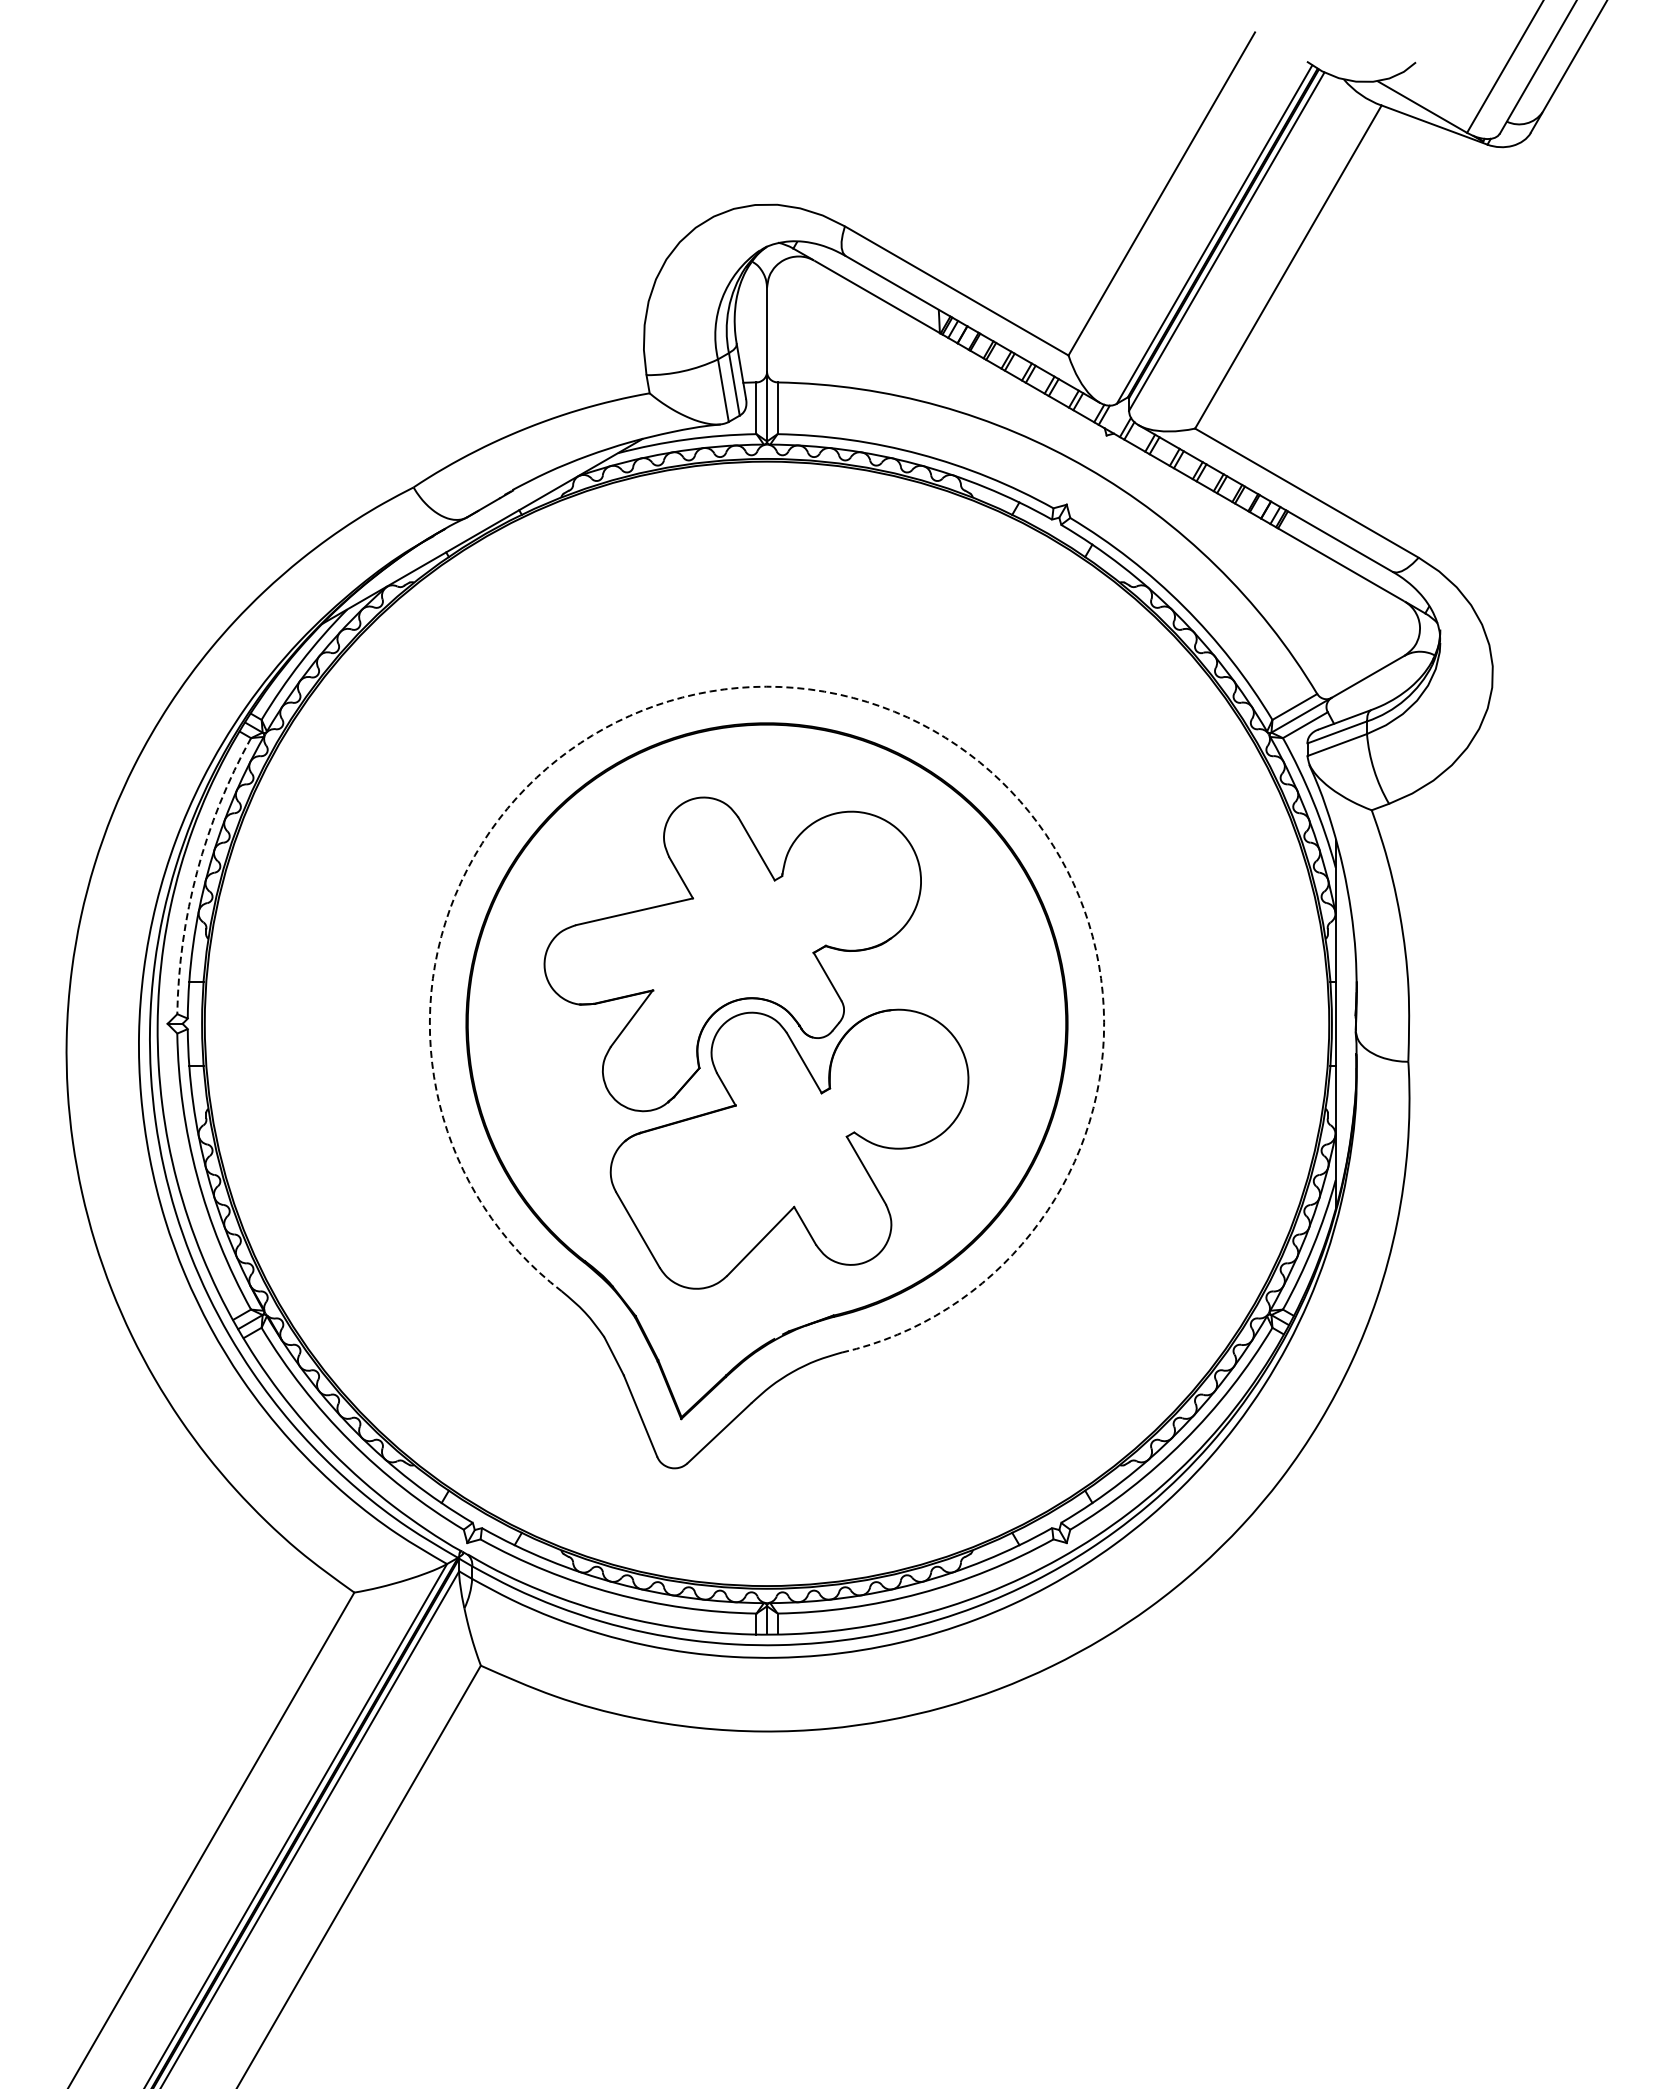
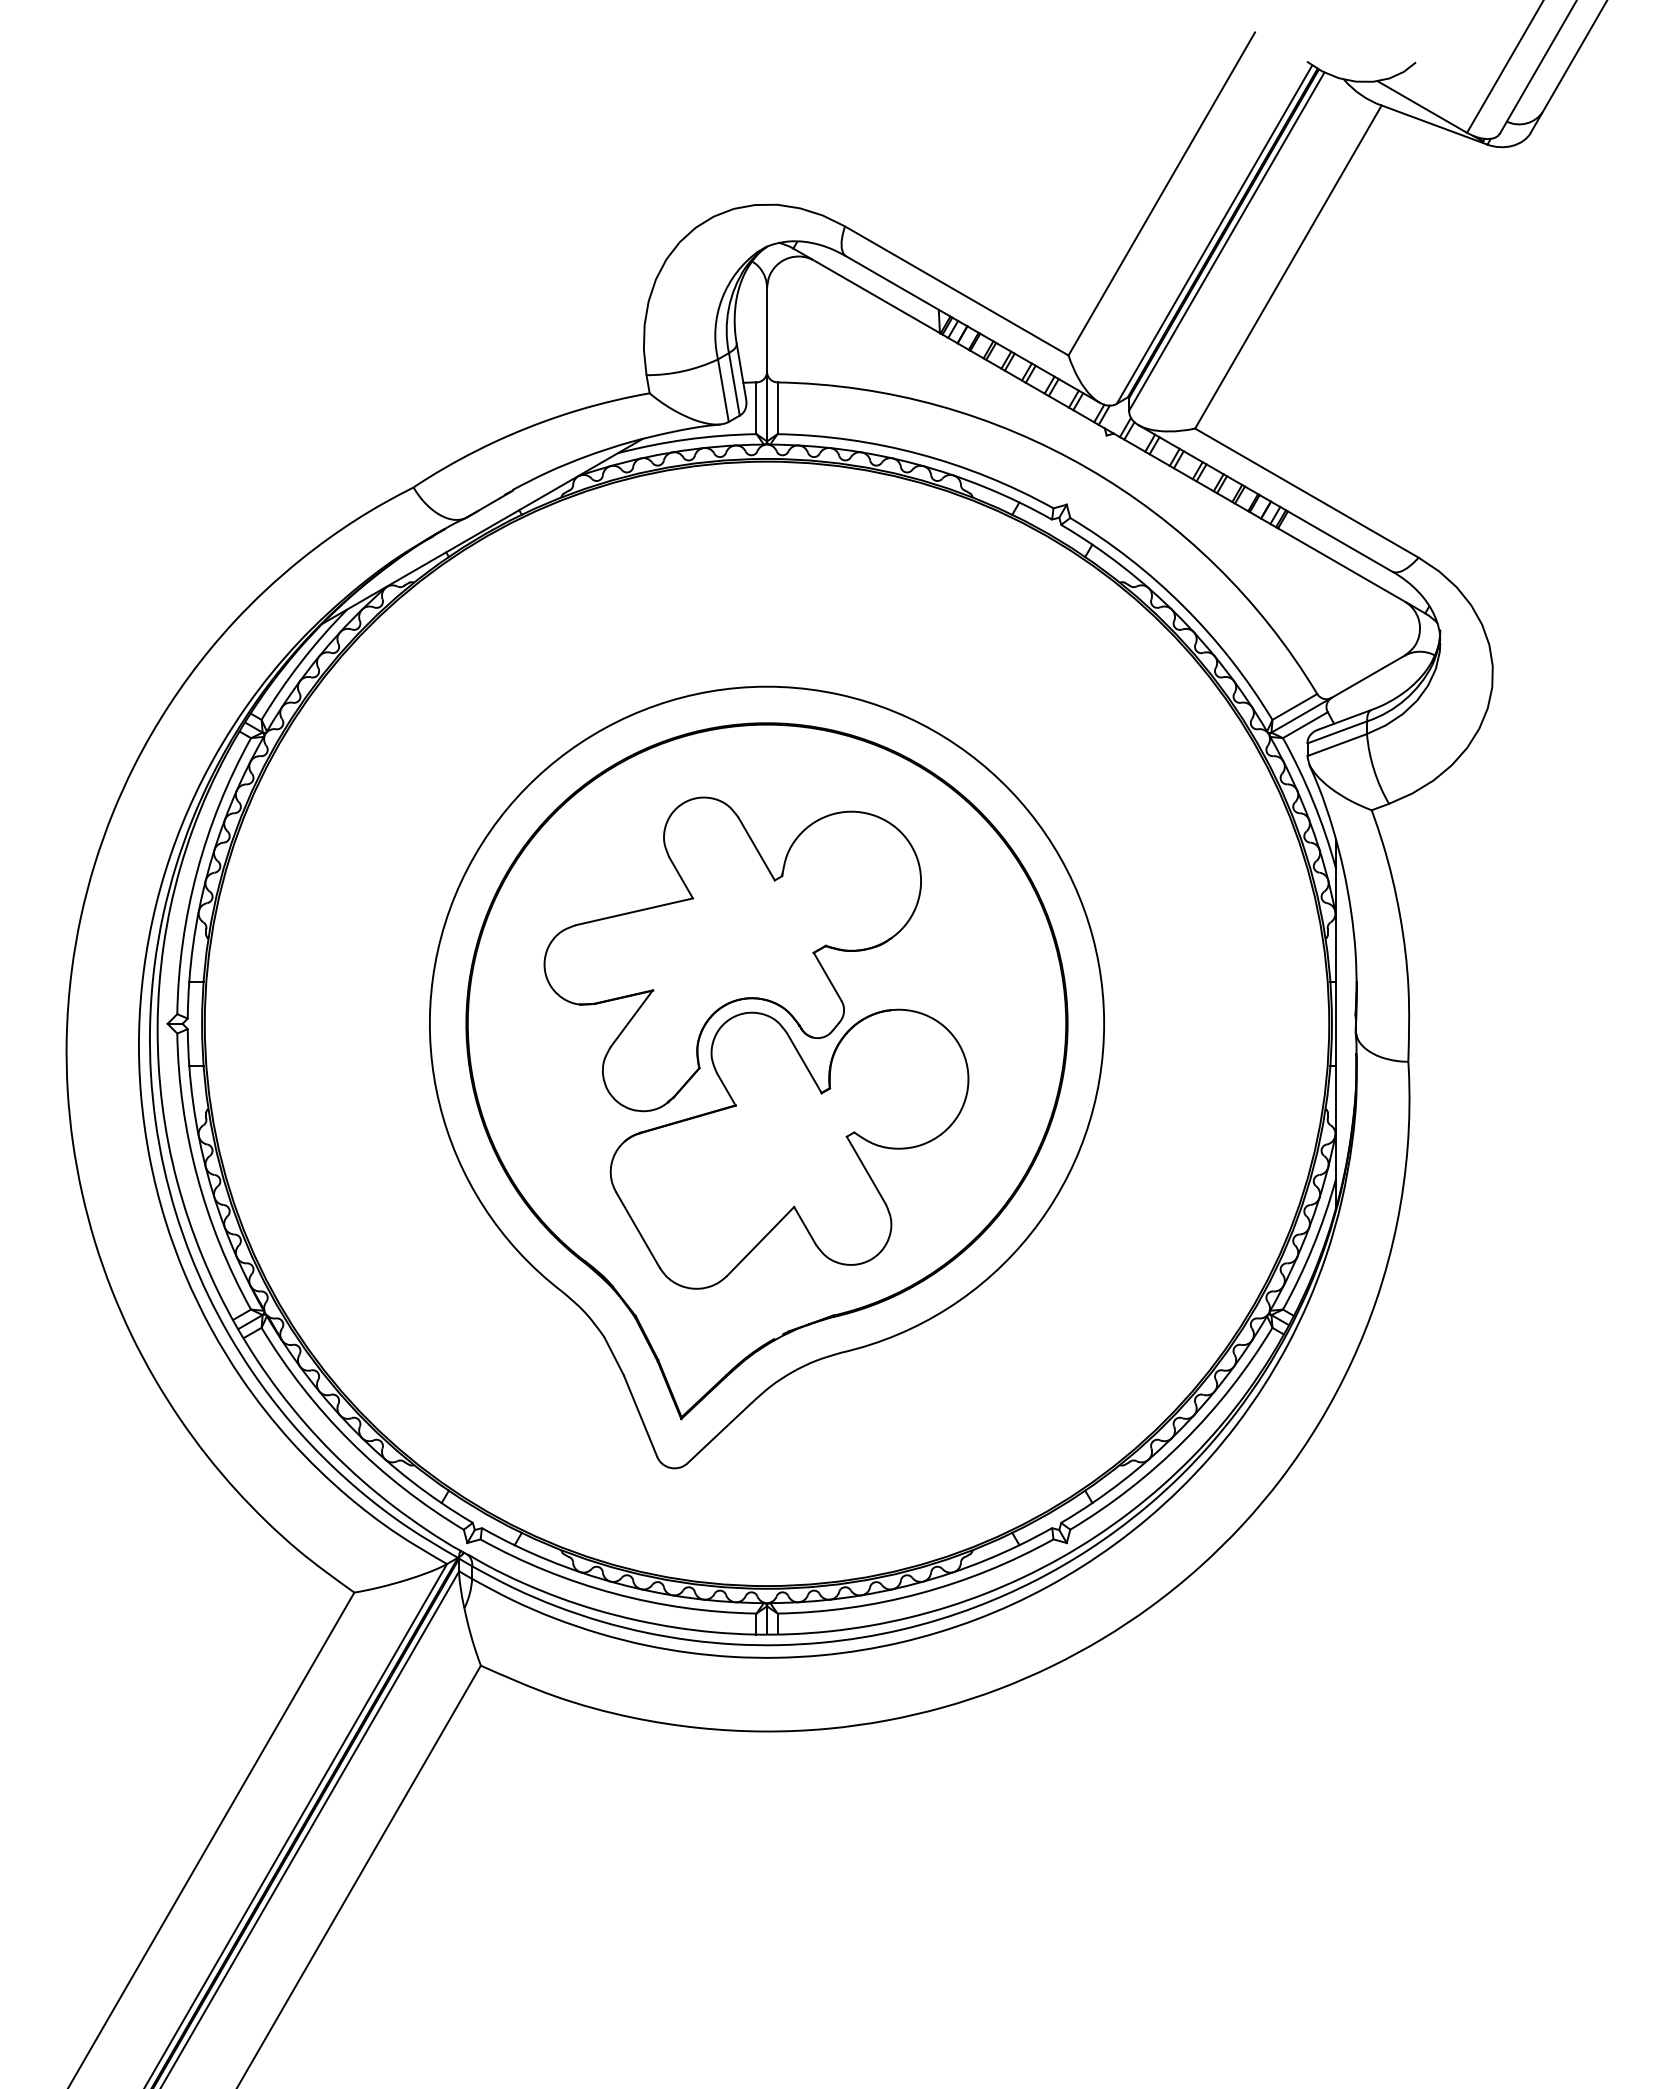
arc: dashed -> solid (838, 694)
arc: dashed -> solid (197, 871)
